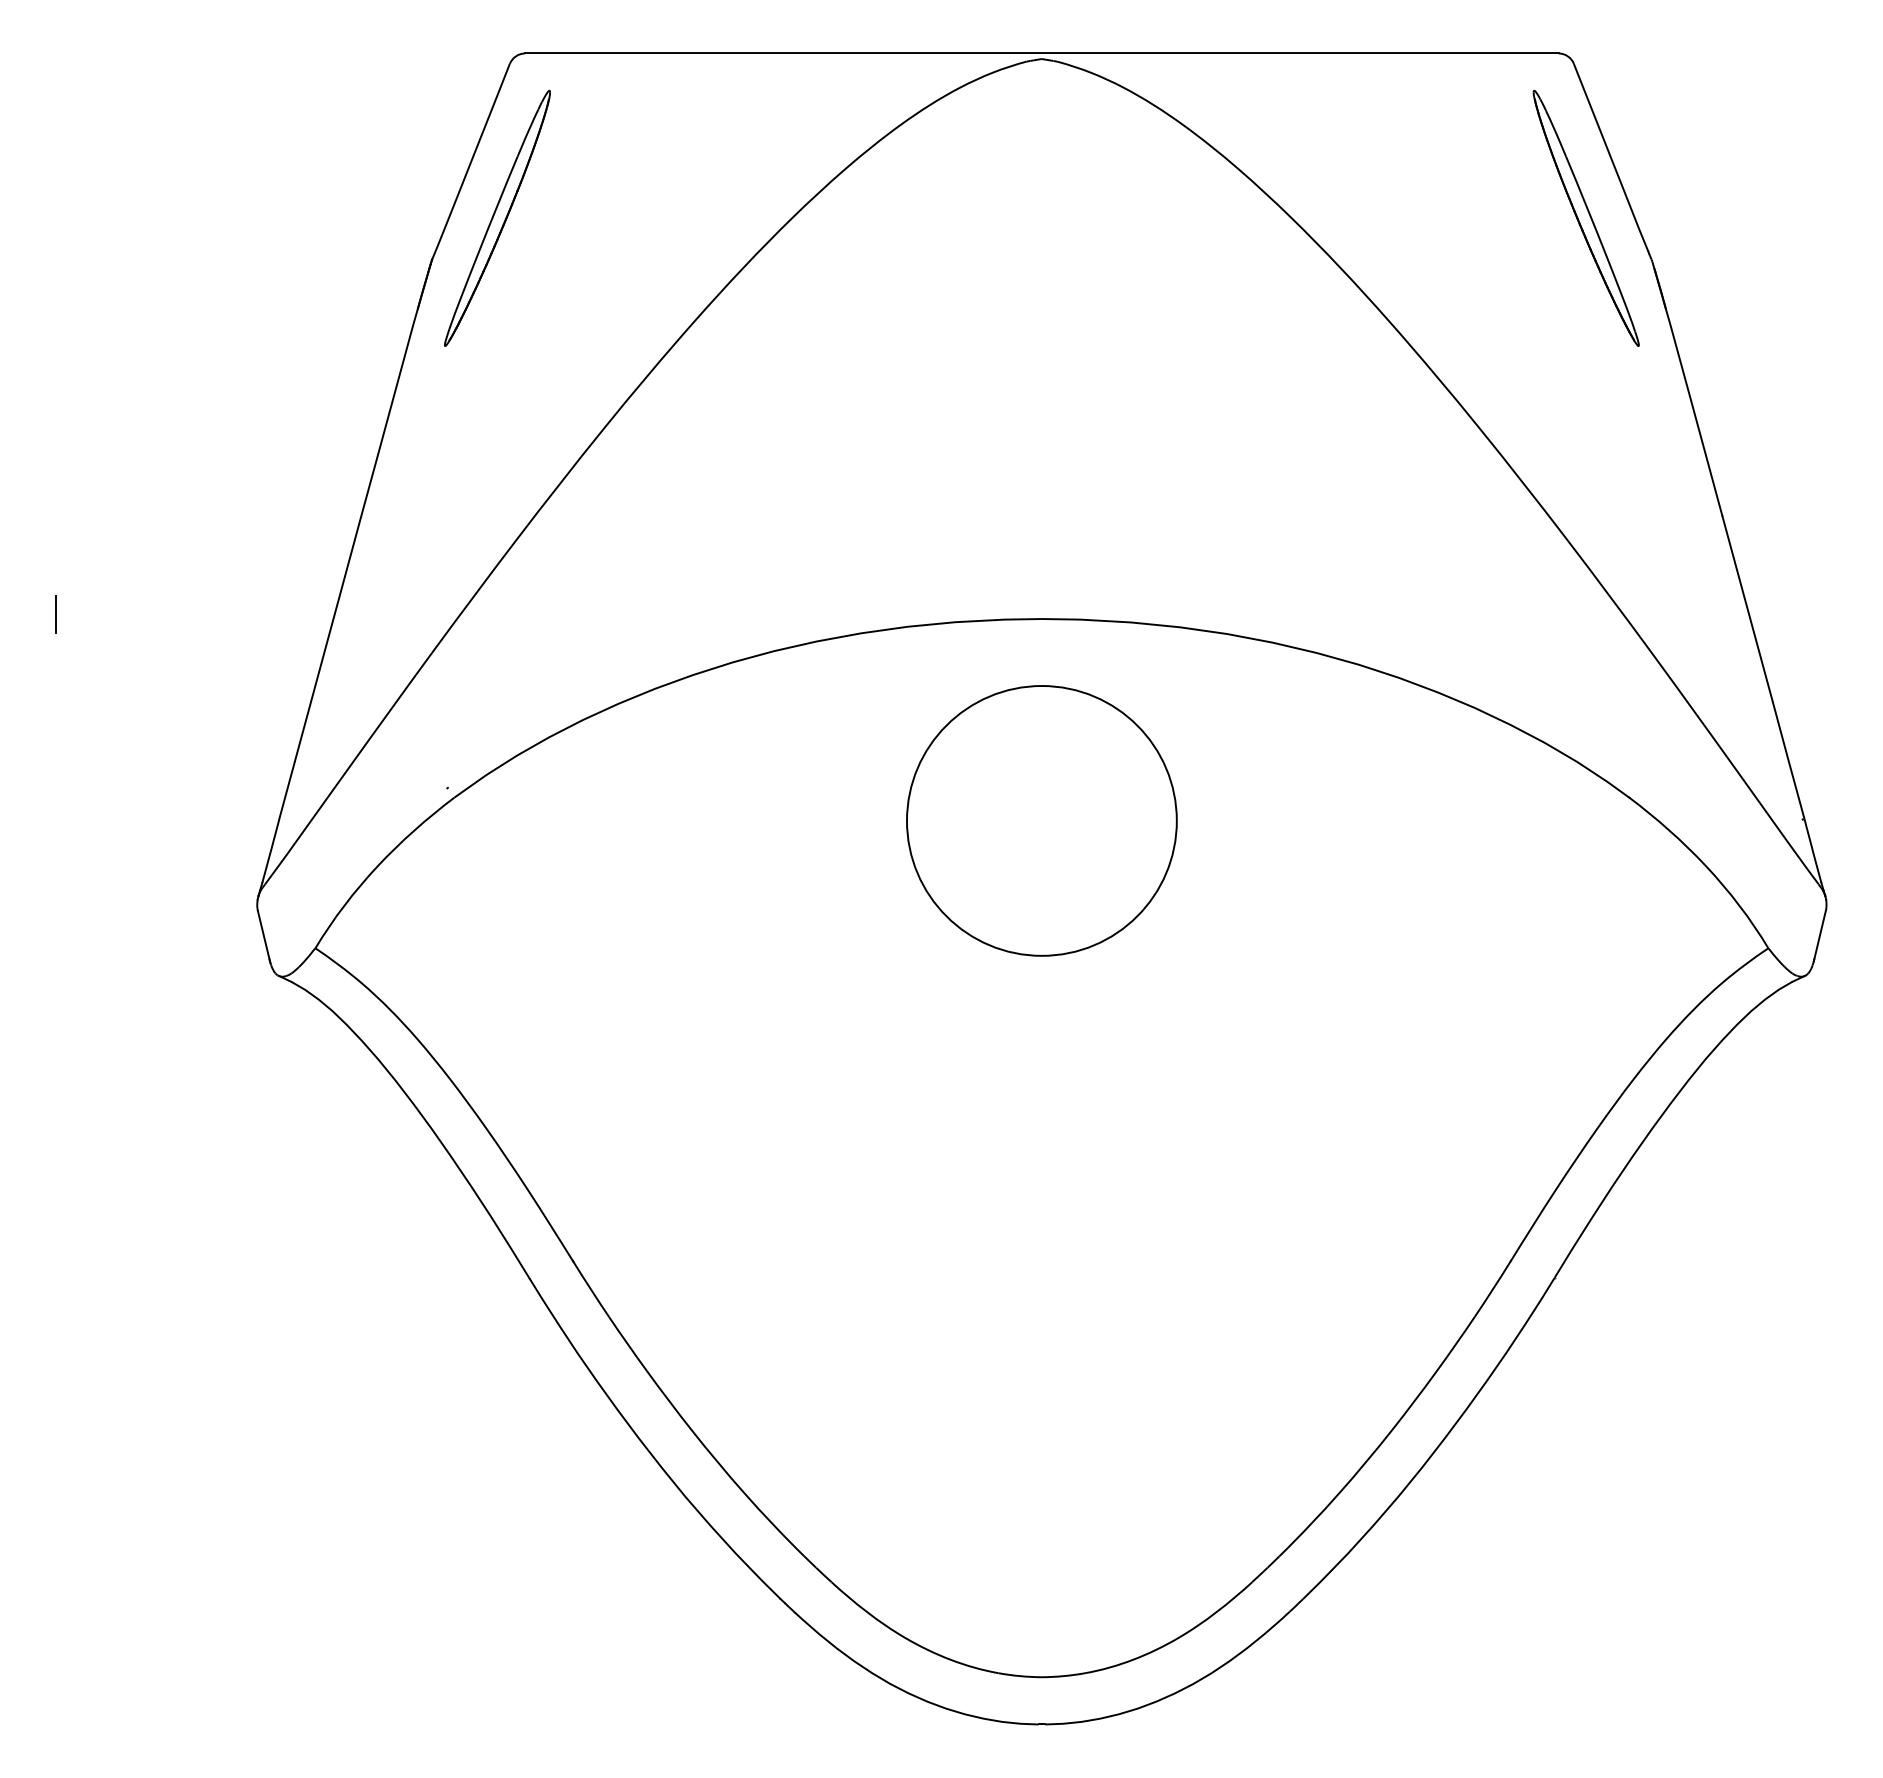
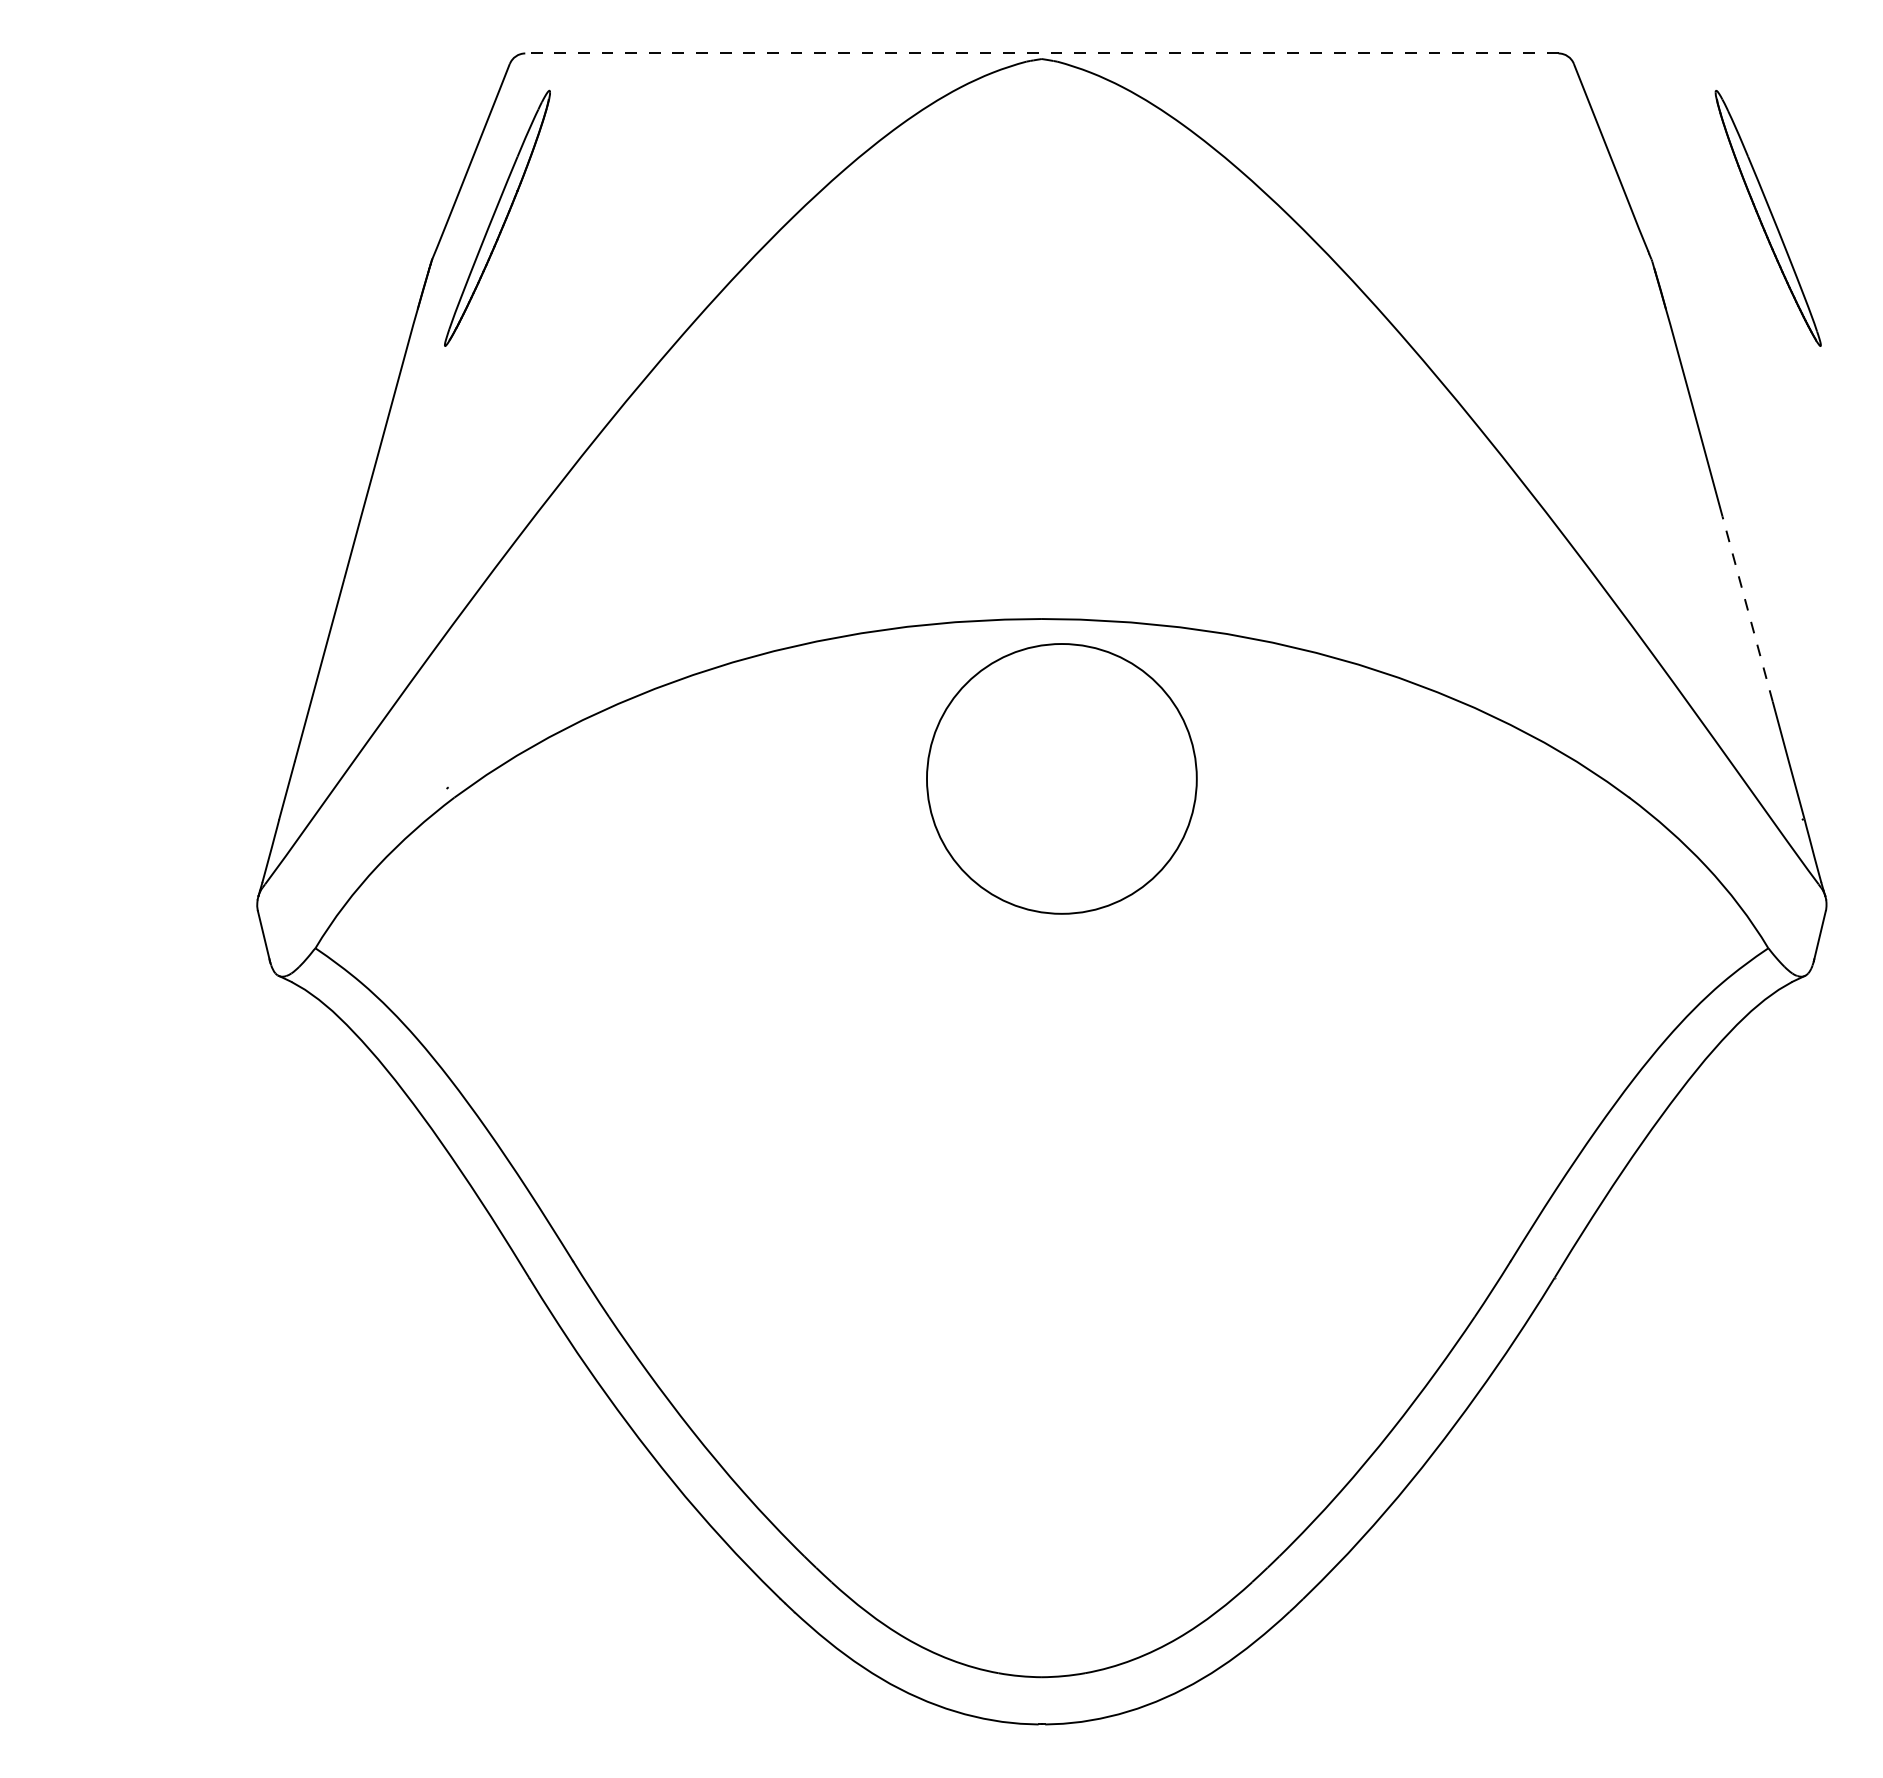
line: solid -> dashed (1041, 53)
part position: (1585, 218) -> (1767, 218) (1767, 218)
line: solid -> dashed (1747, 609)
line: present -> none (56, 613)
circle position: (1041, 820) -> (1061, 778) (1061, 778)
